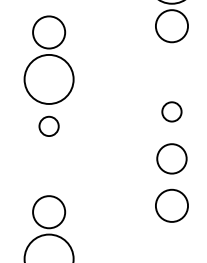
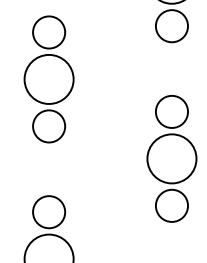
circle diameter: 19 px -> 32 px (171, 111)
circle diameter: 19 px -> 32 px (49, 126)
circle diameter: 29 px -> 49 px (171, 158)
